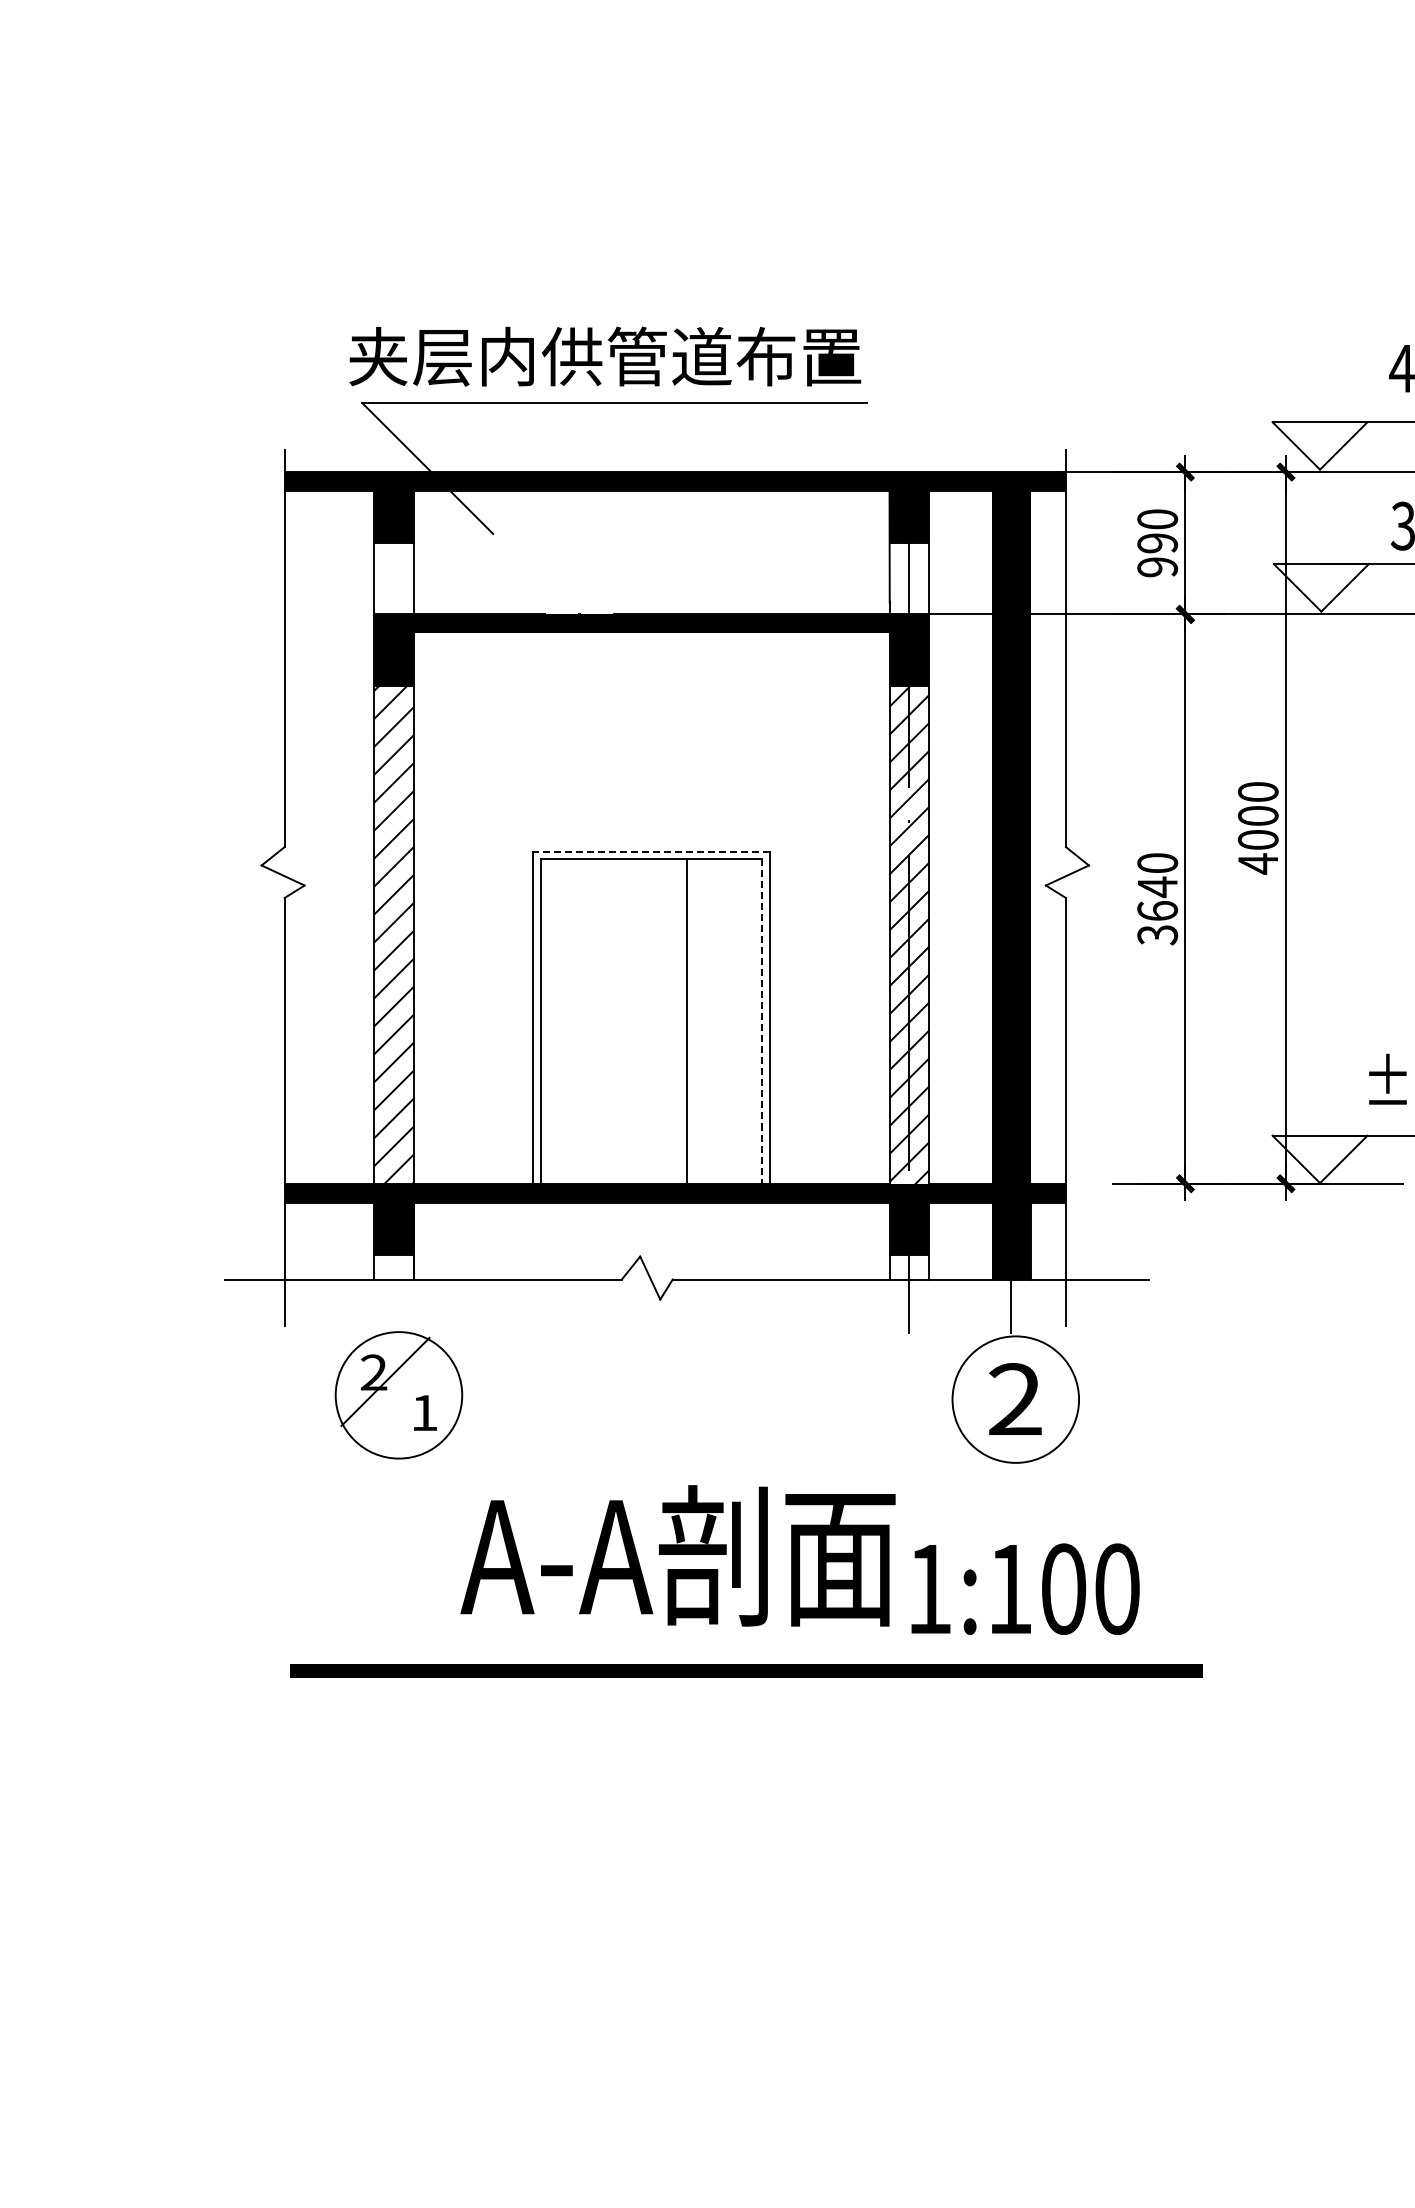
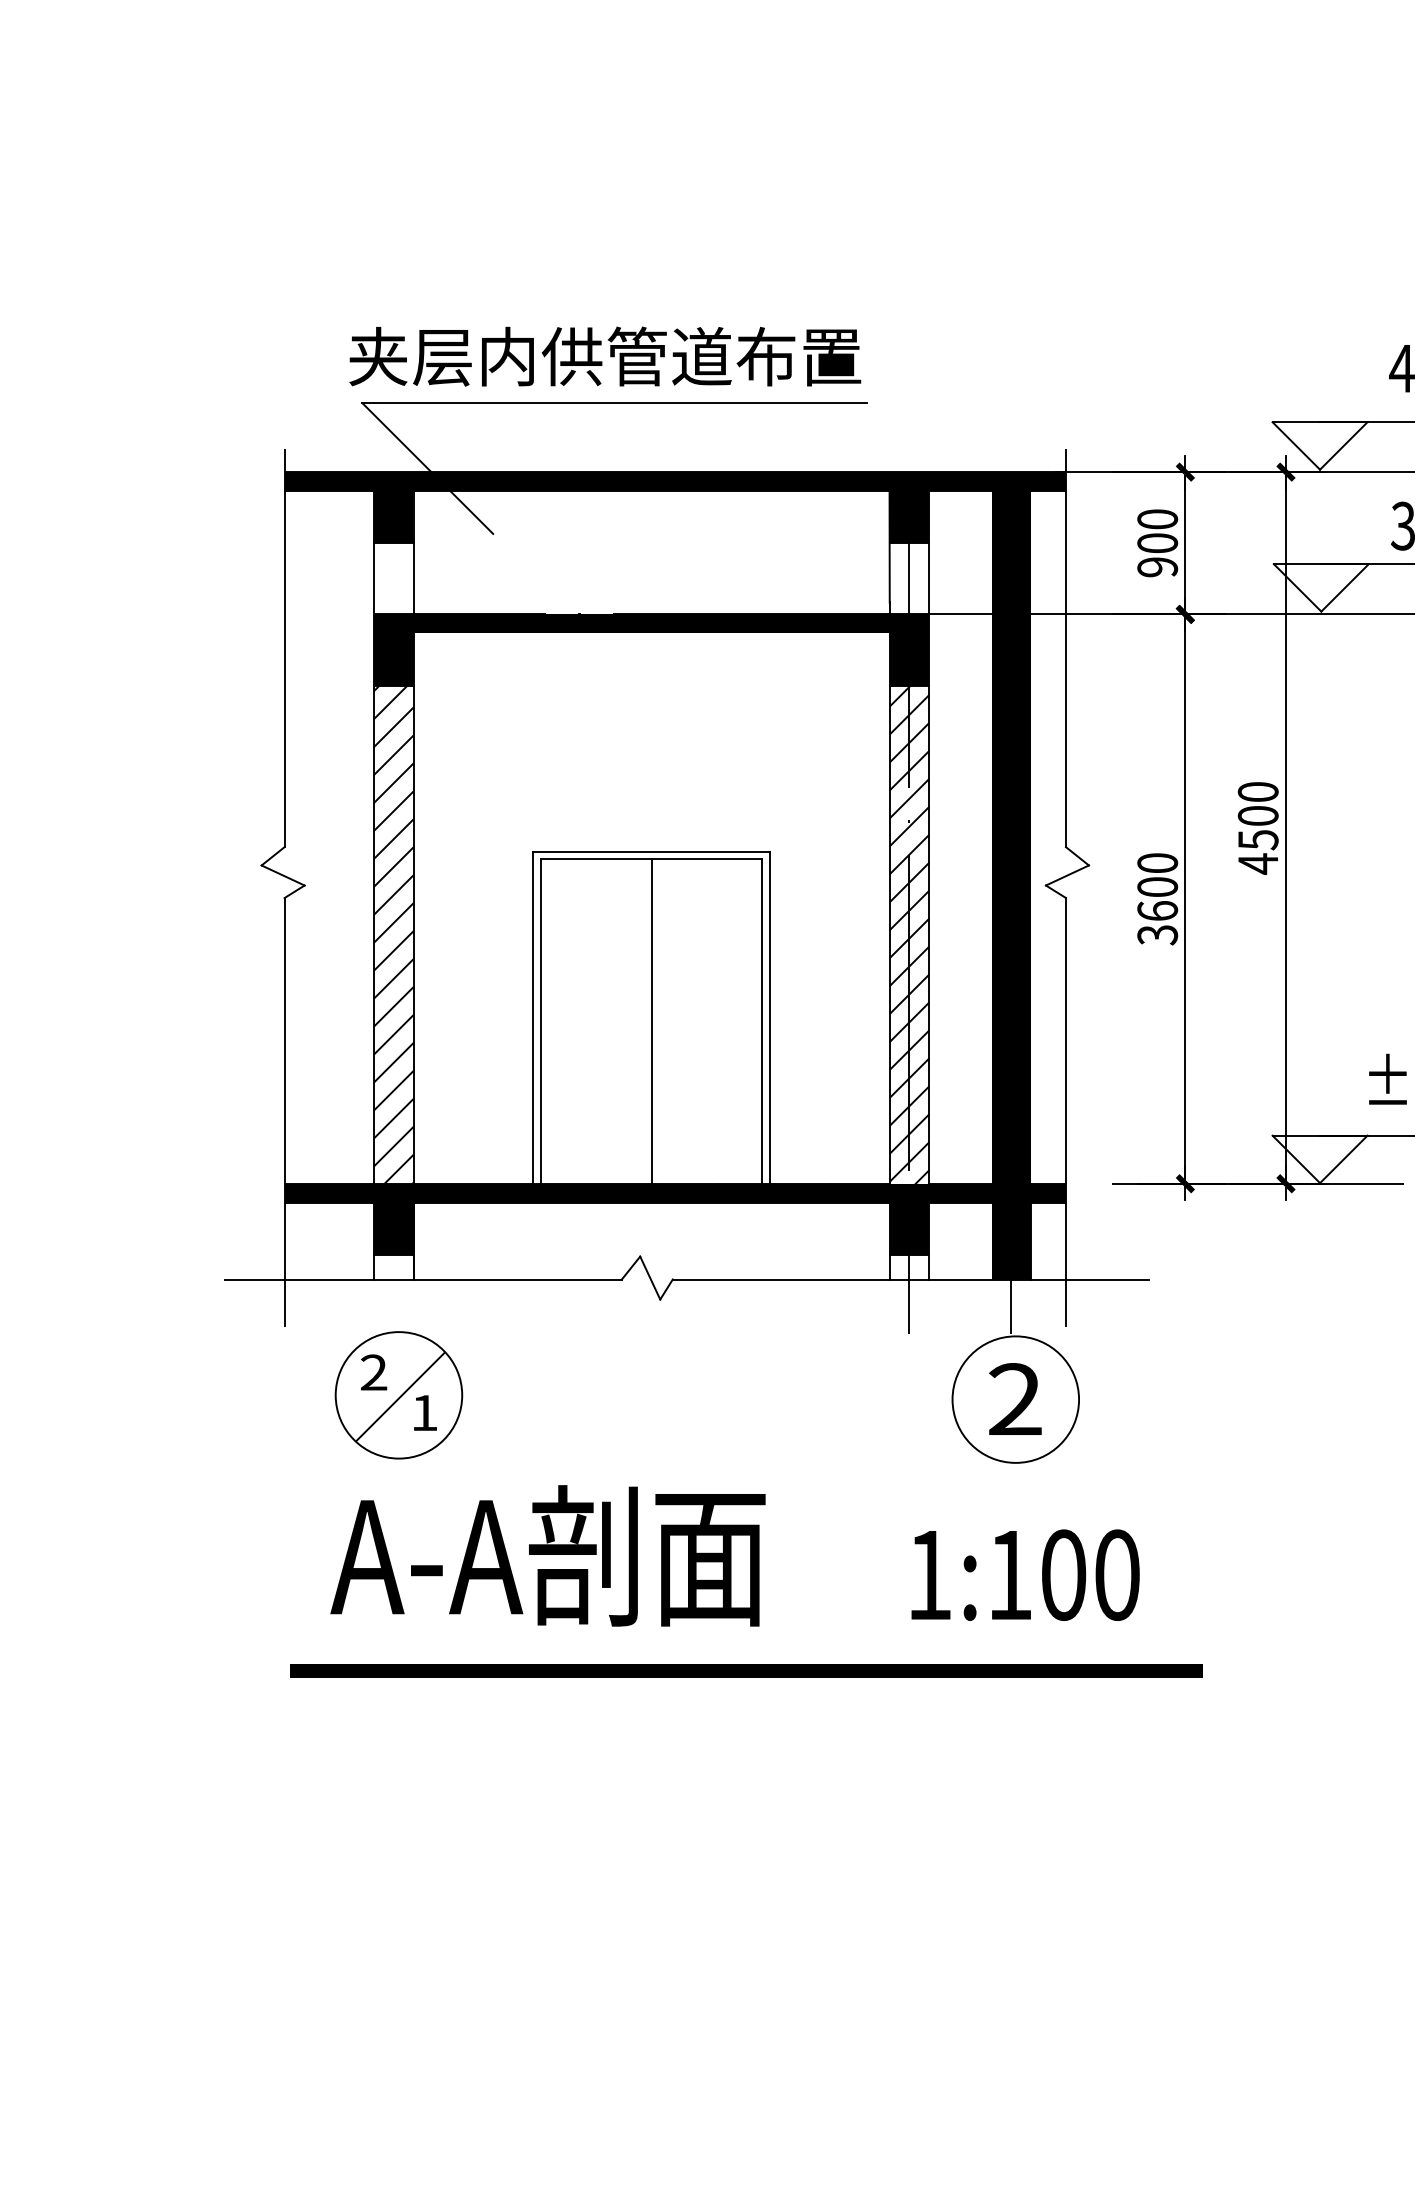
text: 990 -> 900 (1157, 543)
text: 4000 -> 4500 (1257, 840)
line: dashed -> solid (651, 851)
text: 3640 -> 3600 (1157, 887)
line position: (686, 1021) -> (651, 1021) (651, 1021)
line: dashed -> solid (762, 1022)
line position: (385, 1381) -> (400, 1396) (400, 1396)
text position: (677, 1555) -> (547, 1555) (547, 1555)
text position: (1025, 1588) -> (1025, 1574) (1025, 1574)
